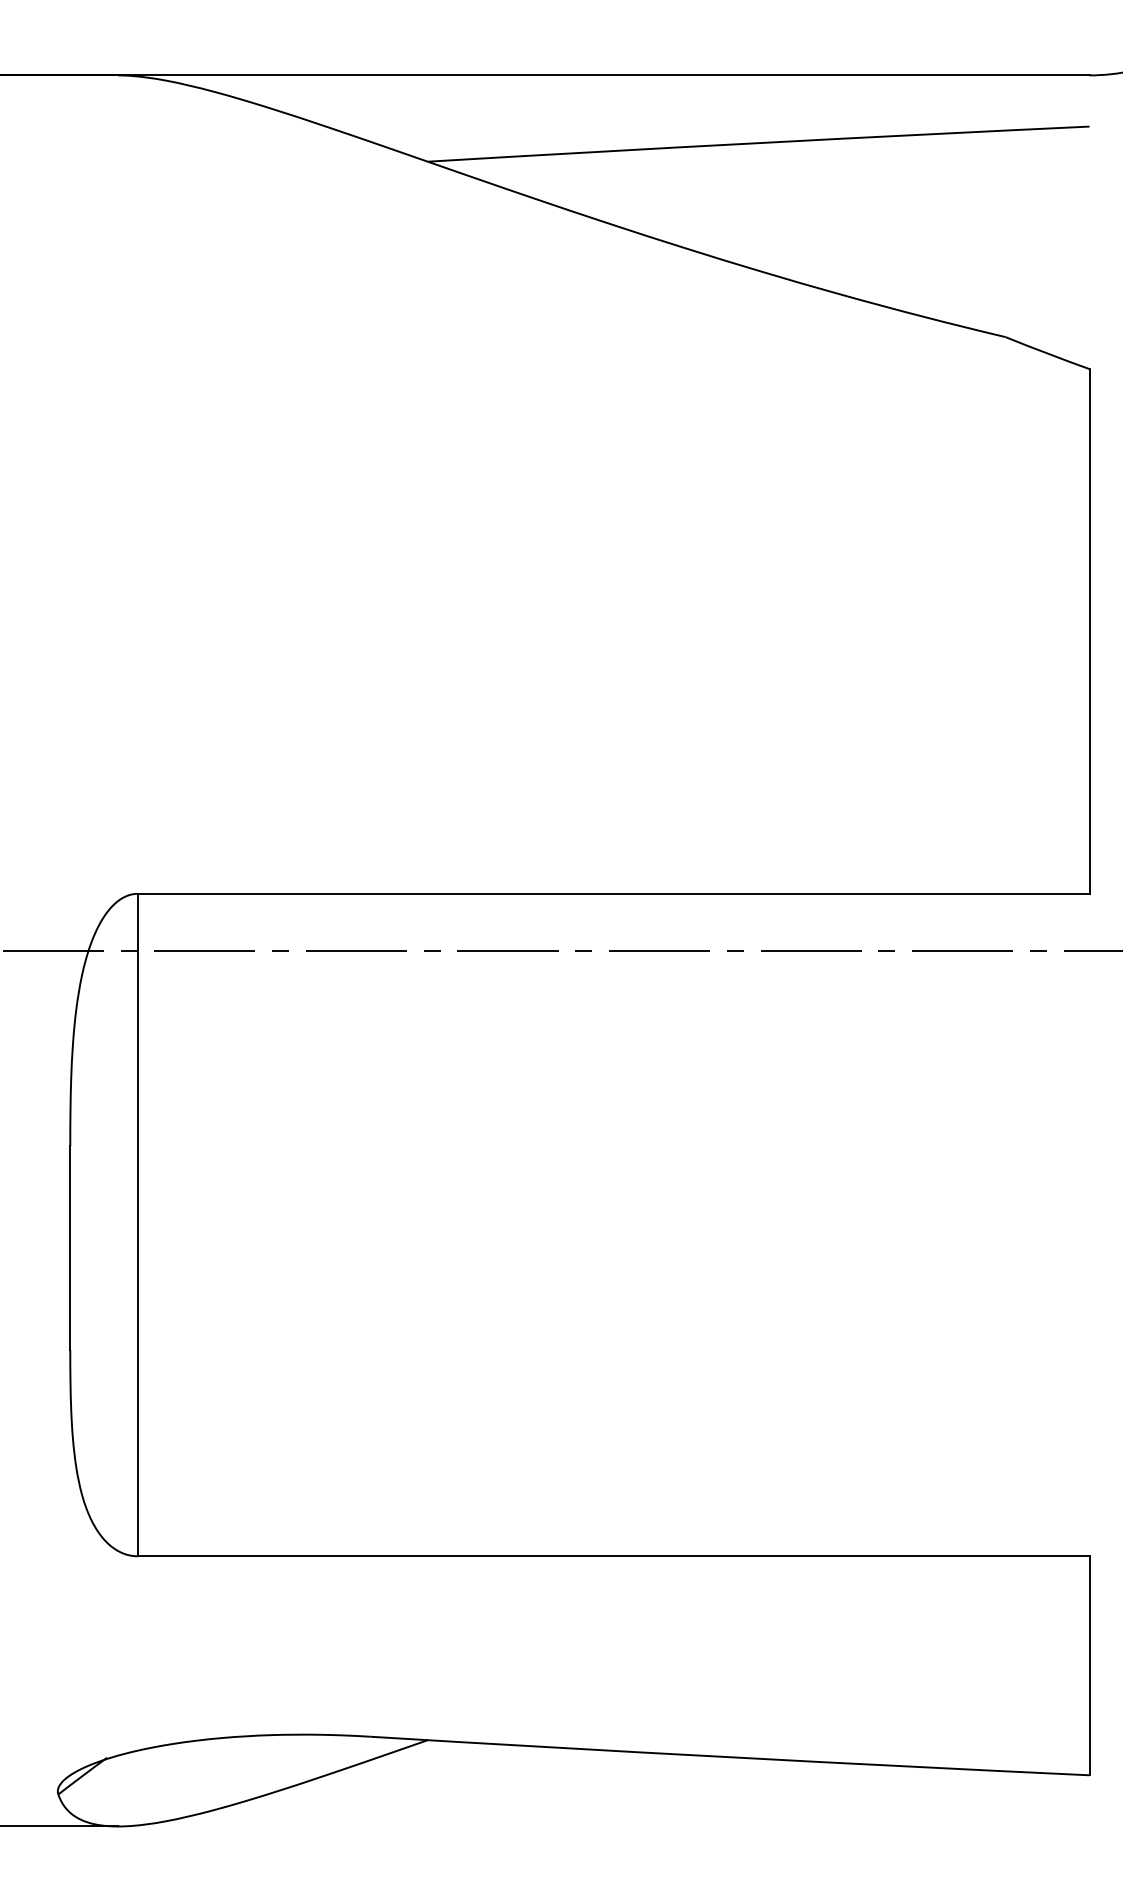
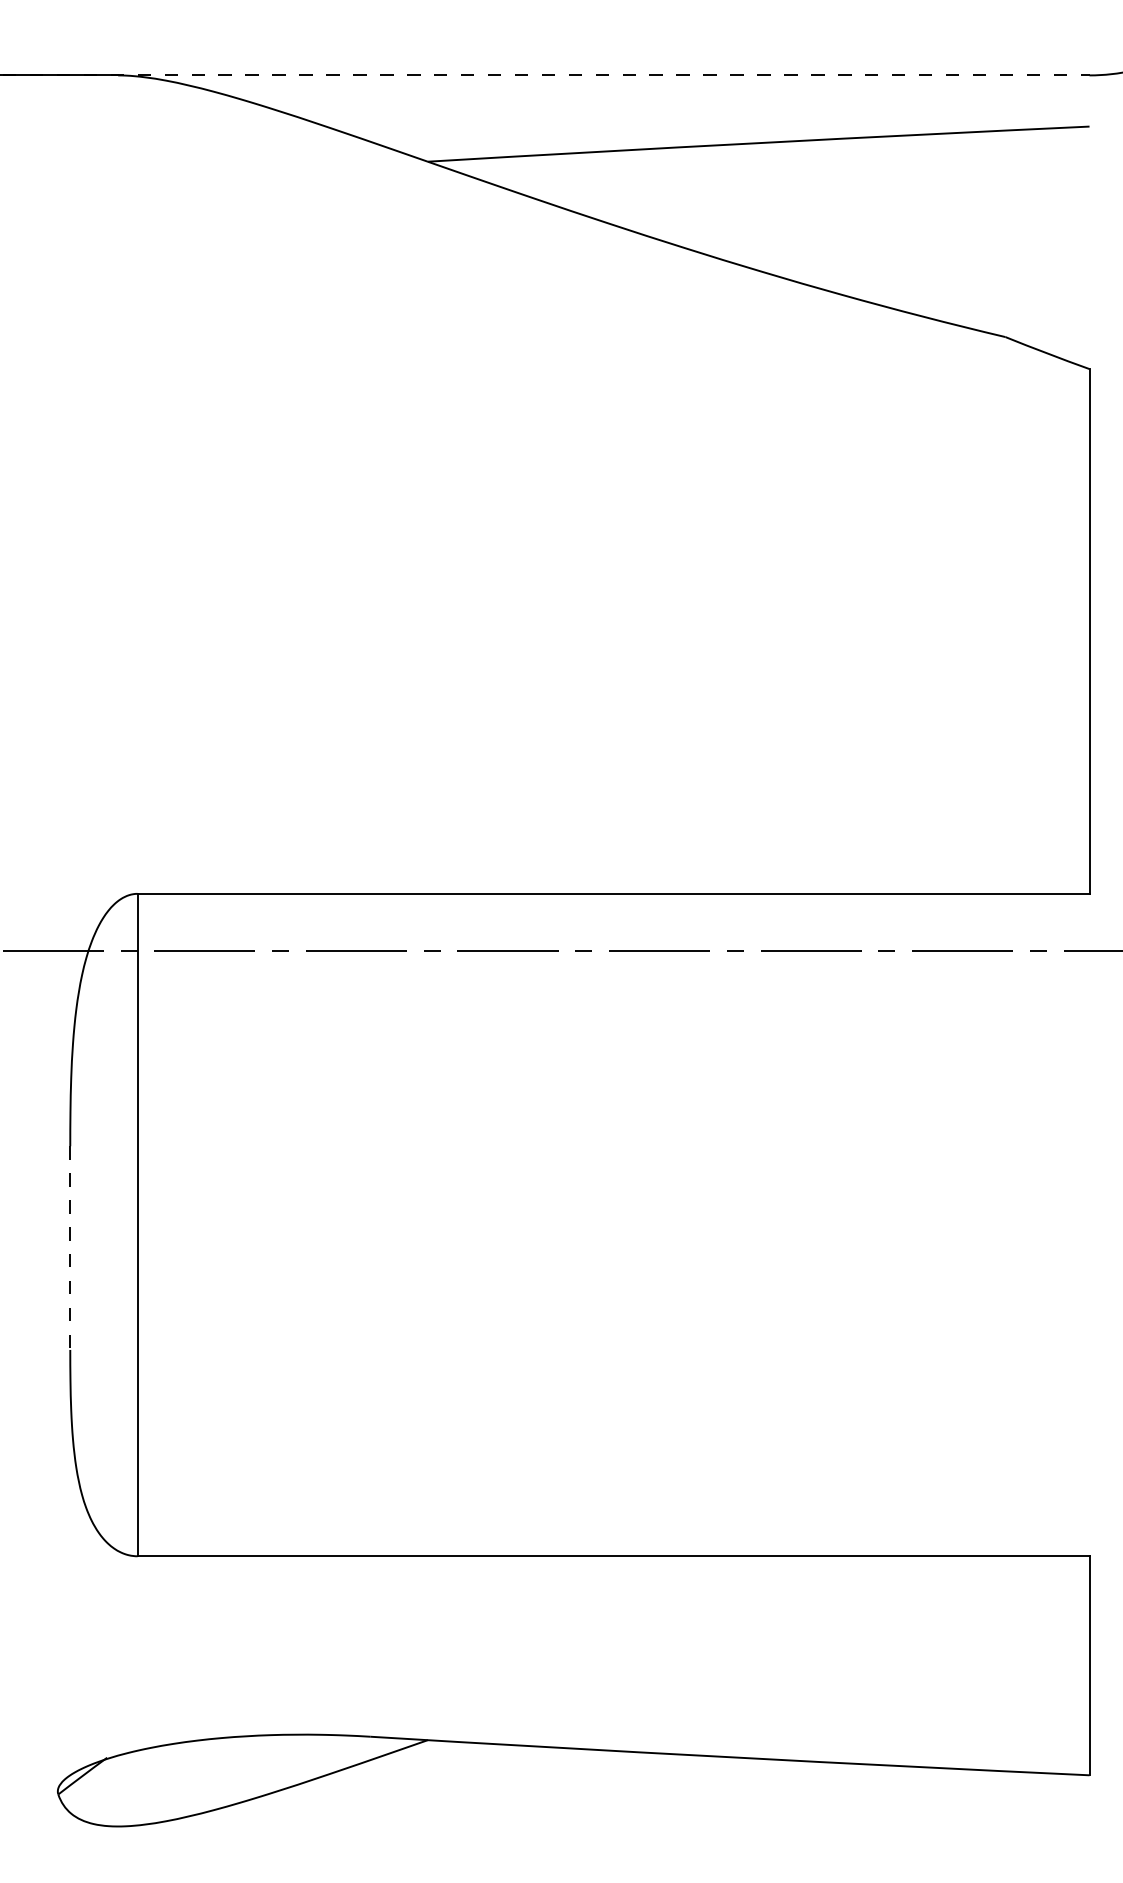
line: solid -> dashed (545, 75)
line: solid -> dashed (70, 1248)
line: present -> none (60, 1826)
